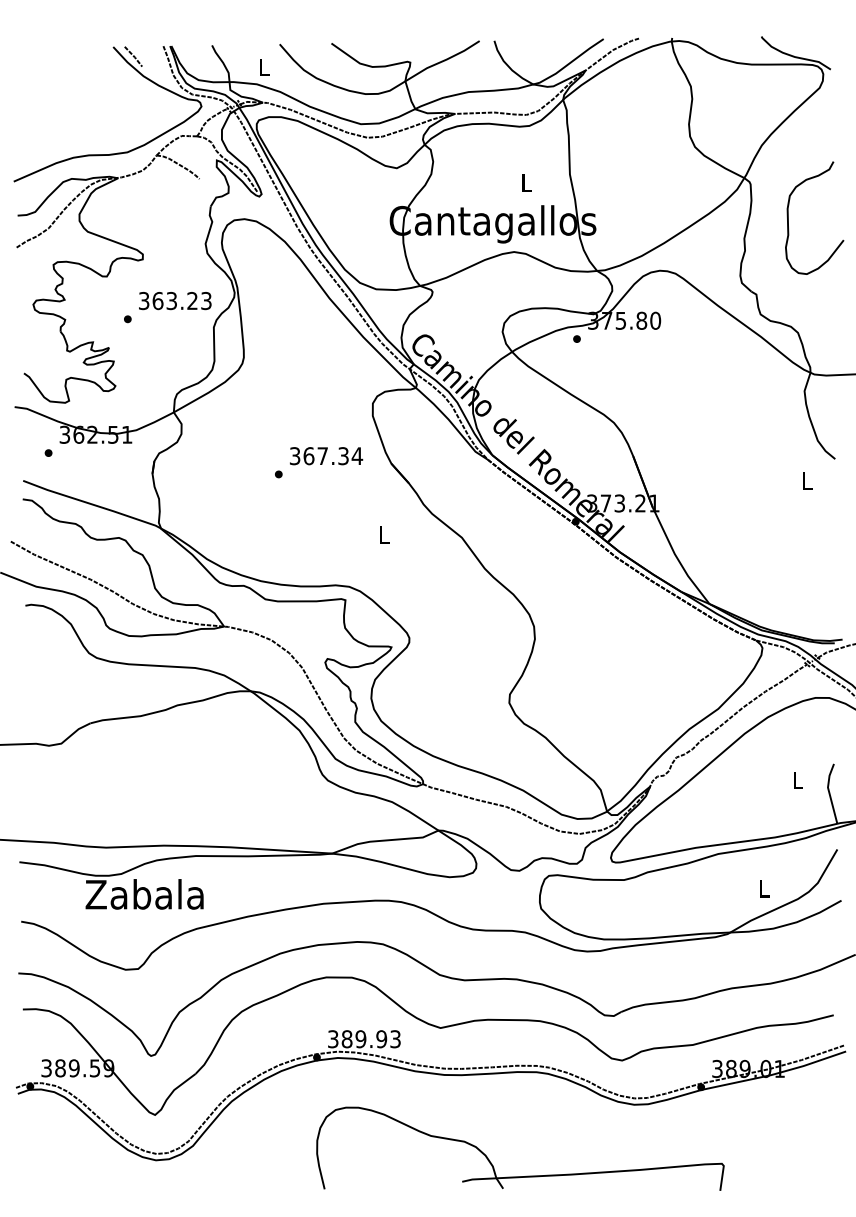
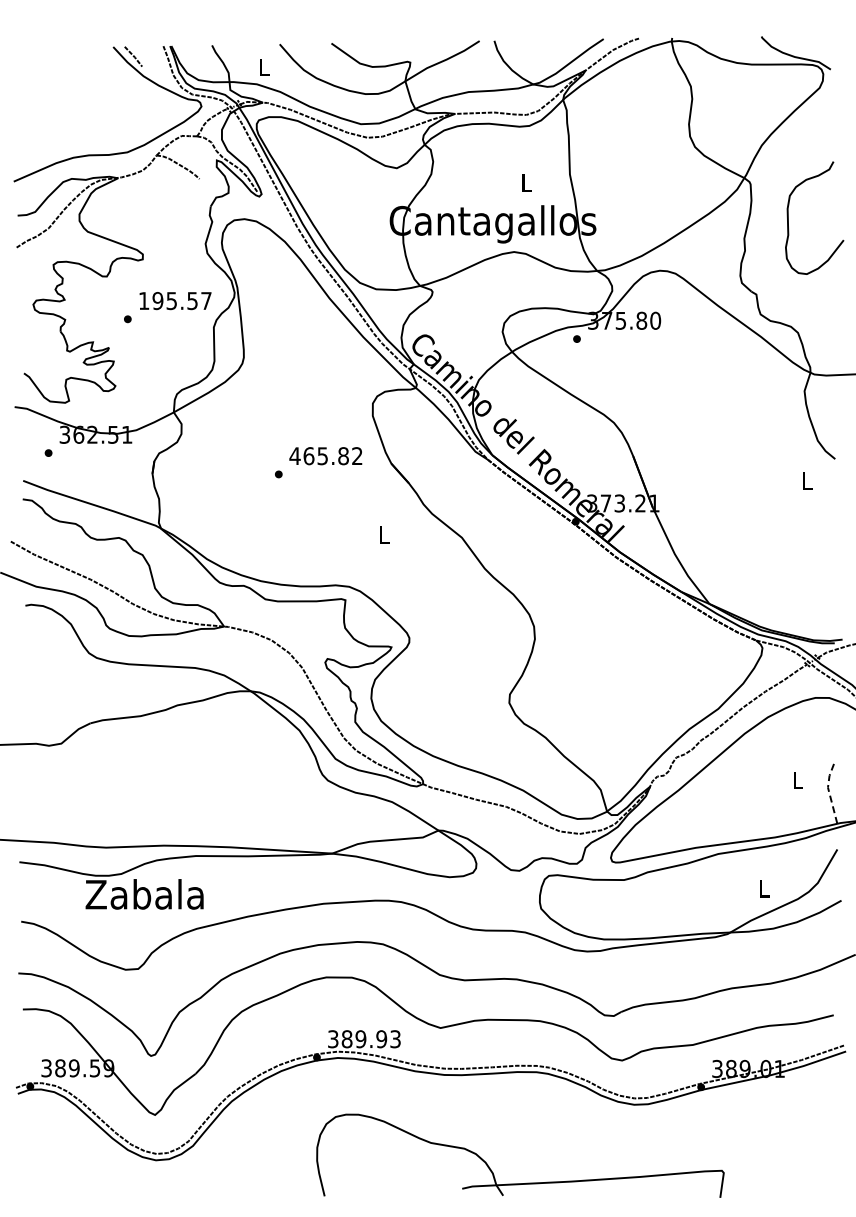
text: 363.23 -> 195.57 (175, 300)
text: 367.34 -> 465.82 (326, 456)
line: solid -> dashed (829, 792)
part position: (526, 1175) -> (526, 1182) (526, 1182)
